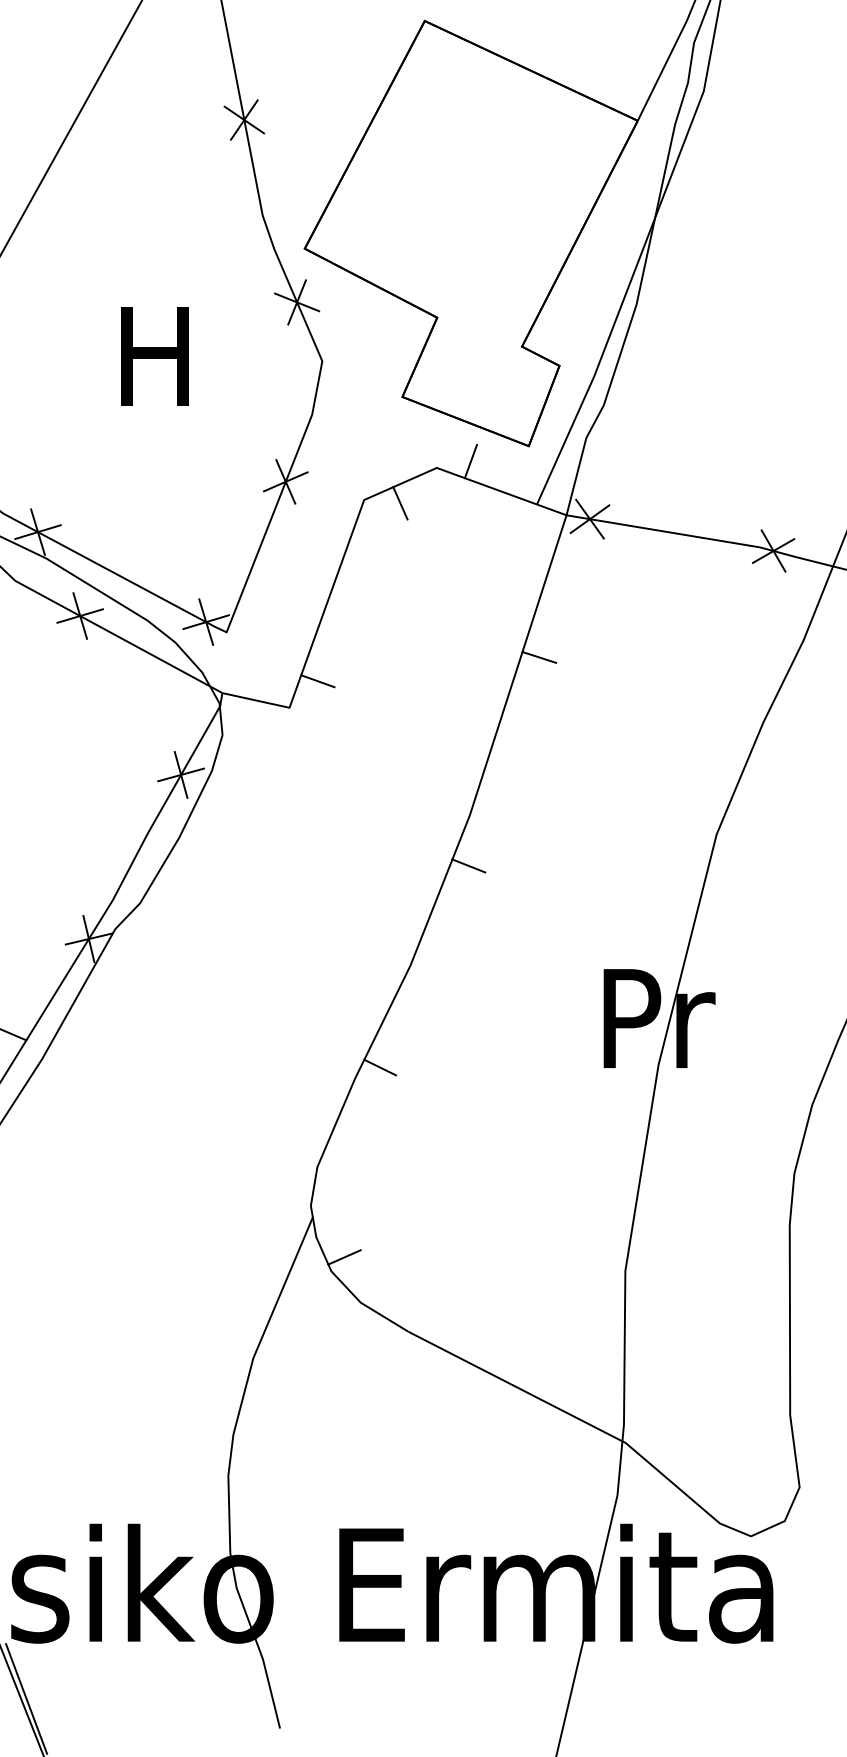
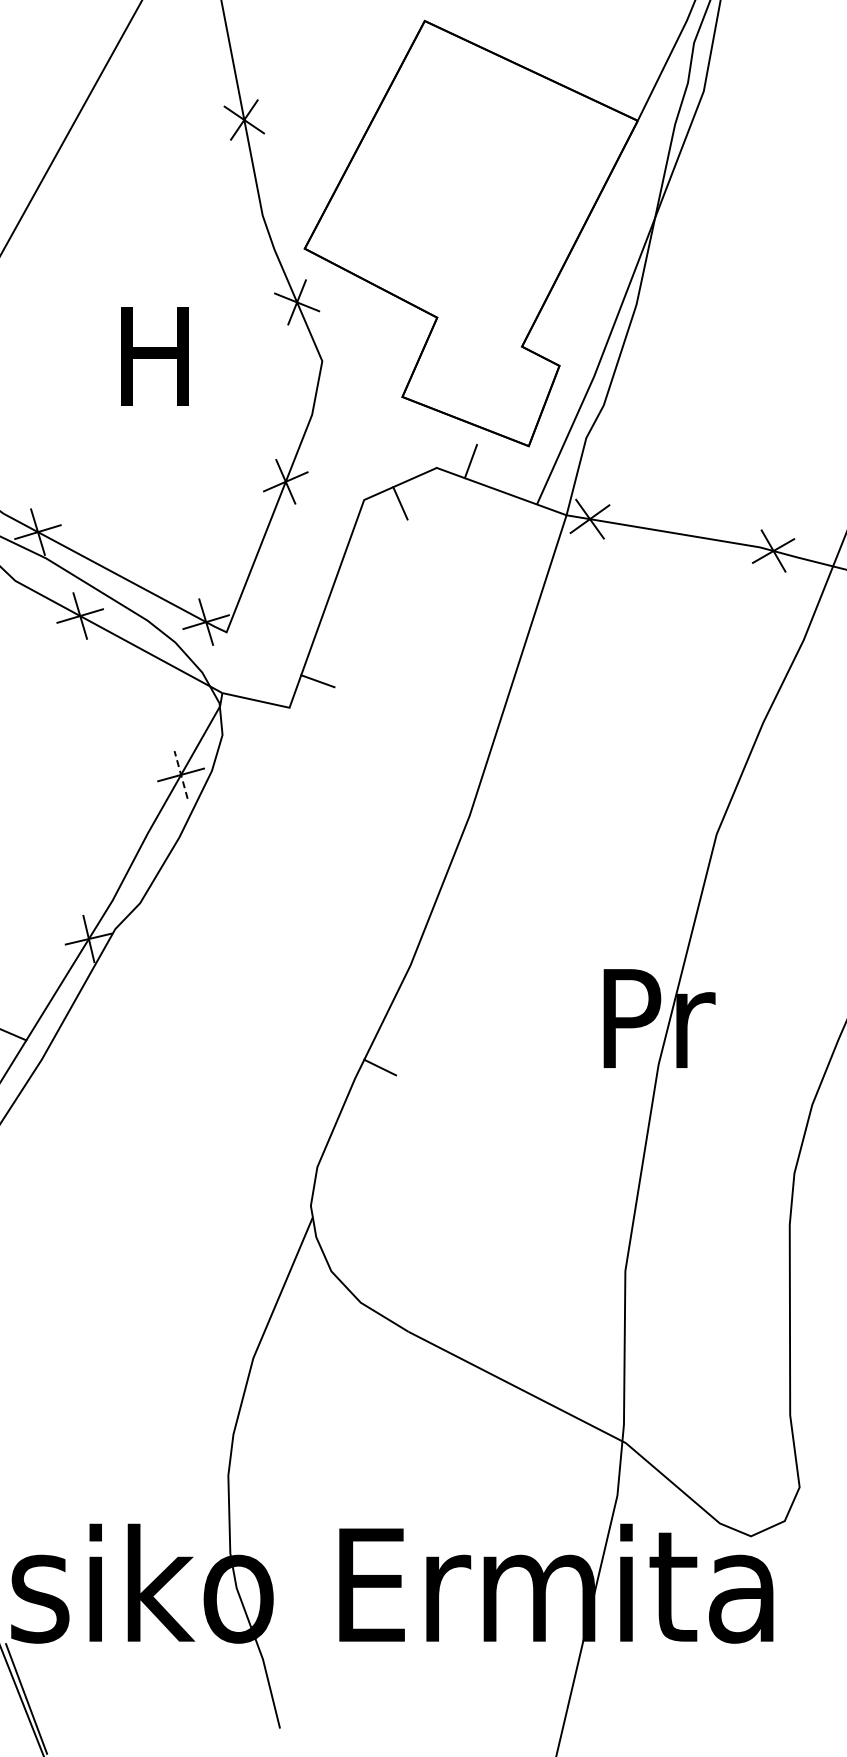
line: present -> none (539, 657)
line: solid -> dashed (181, 774)
line: present -> none (468, 865)
line: present -> none (344, 1257)
